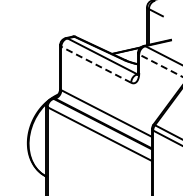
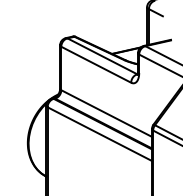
line: dashed -> solid (95, 64)
line: dashed -> solid (160, 65)
